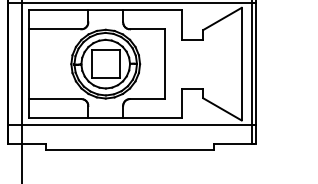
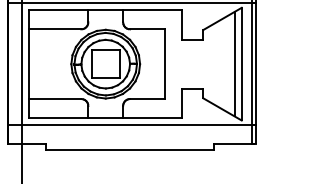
line: none -> present (234, 63)
